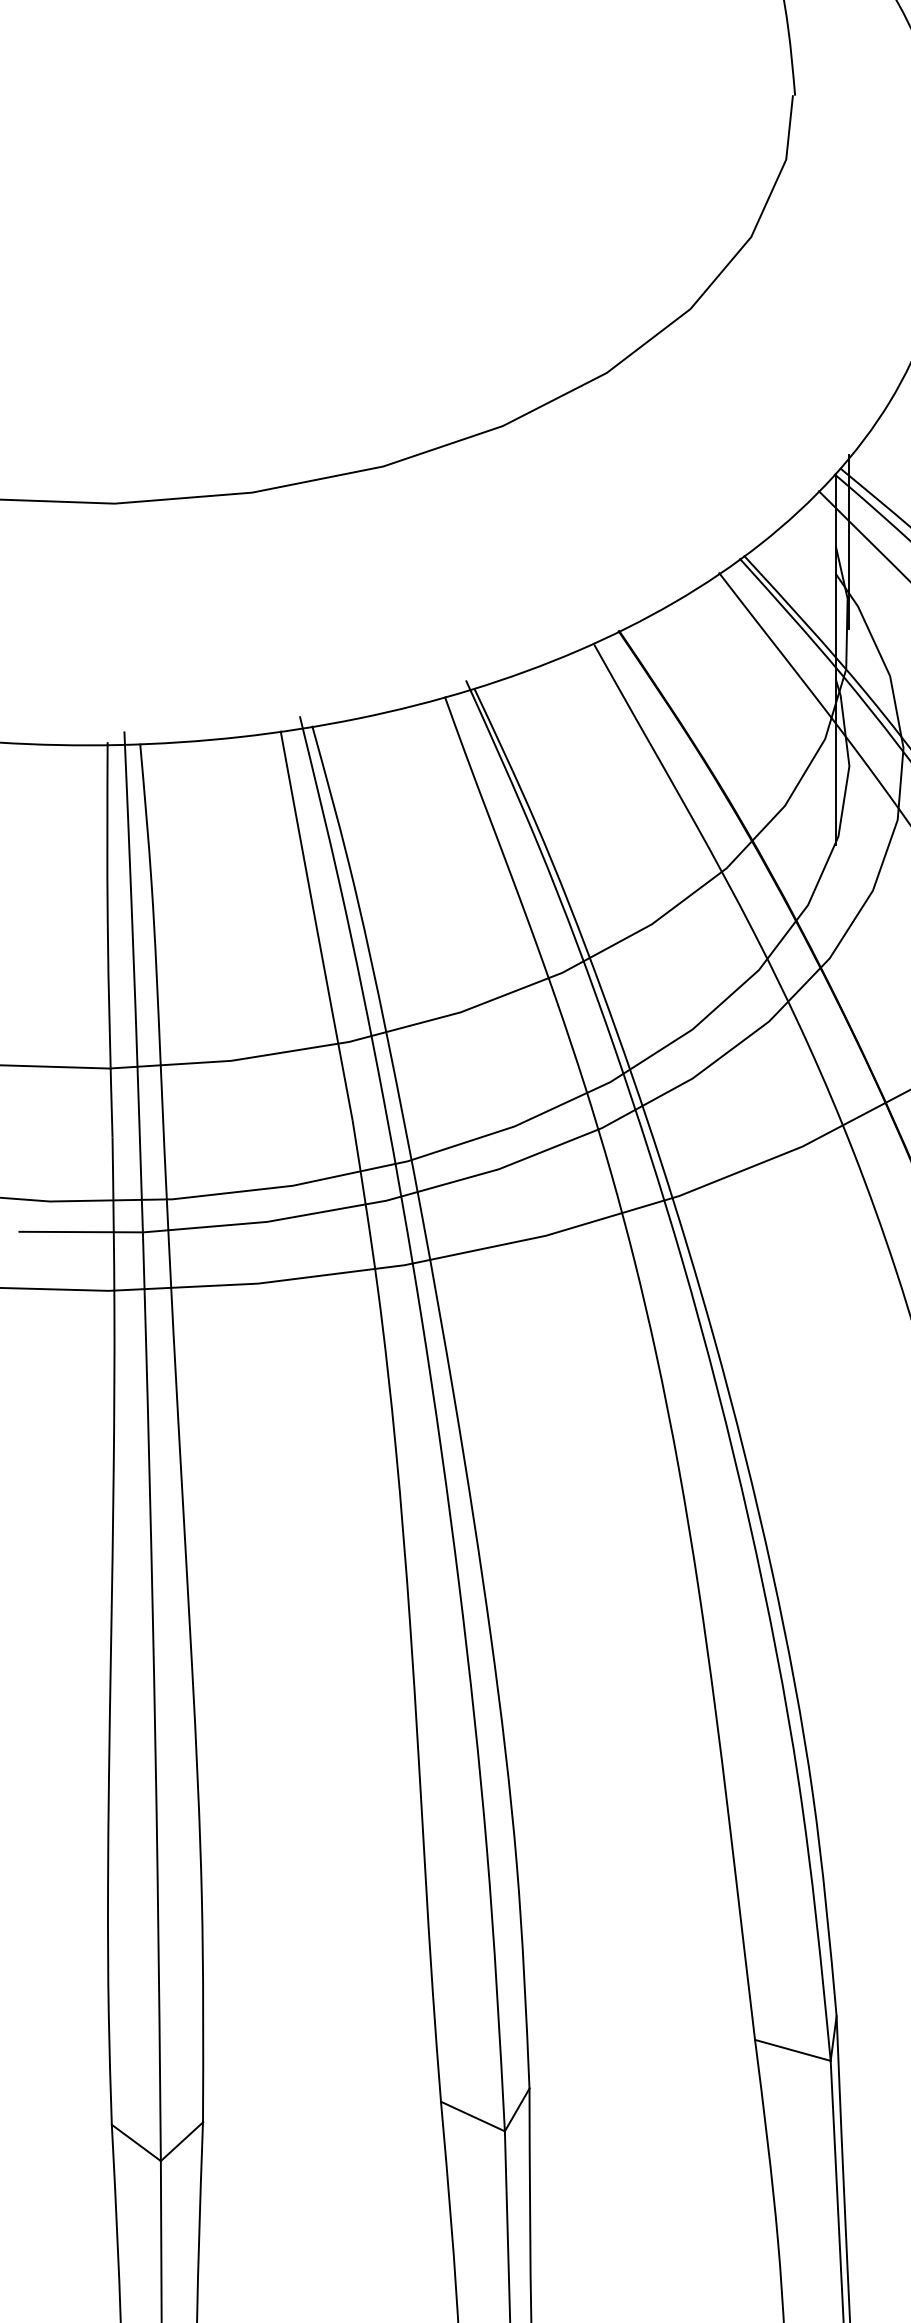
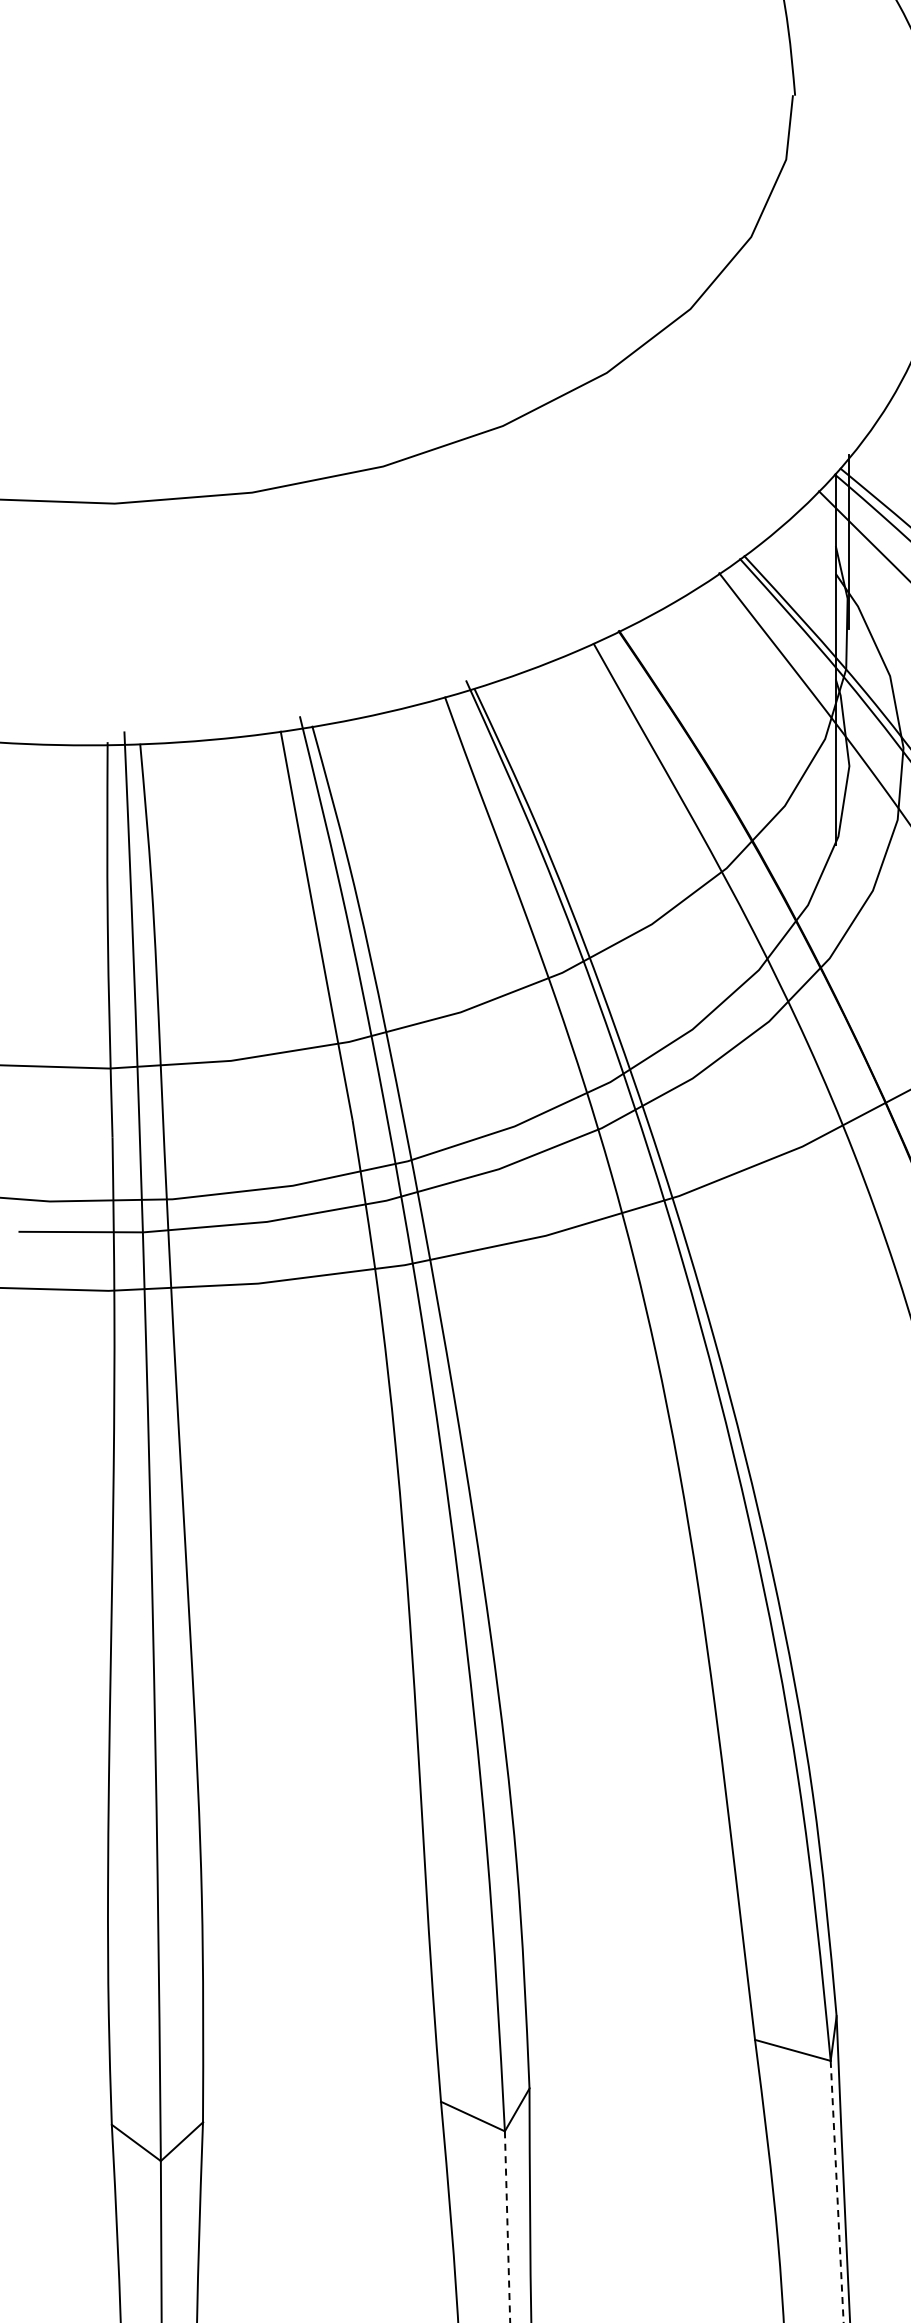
line: solid -> dashed (837, 2191)
line: solid -> dashed (507, 2227)
